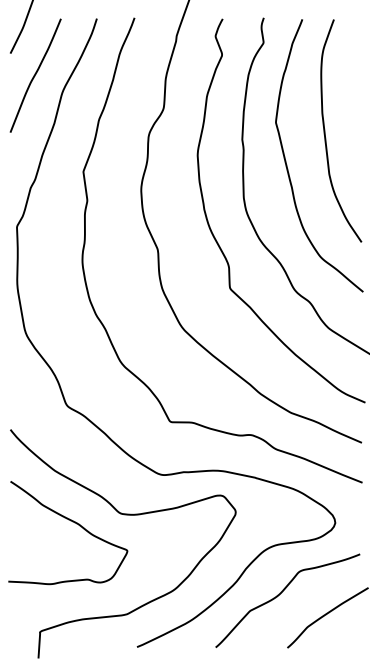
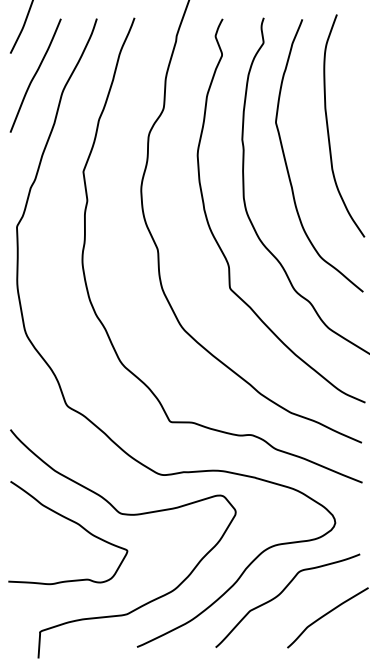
curve position: (325, 130) -> (328, 125) (328, 125)
